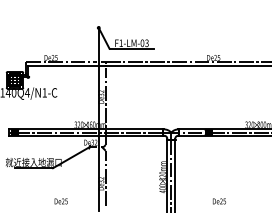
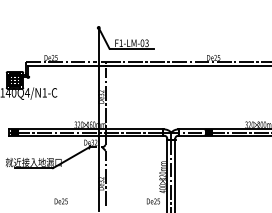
text position: (219, 201) -> (153, 201) (153, 201)
